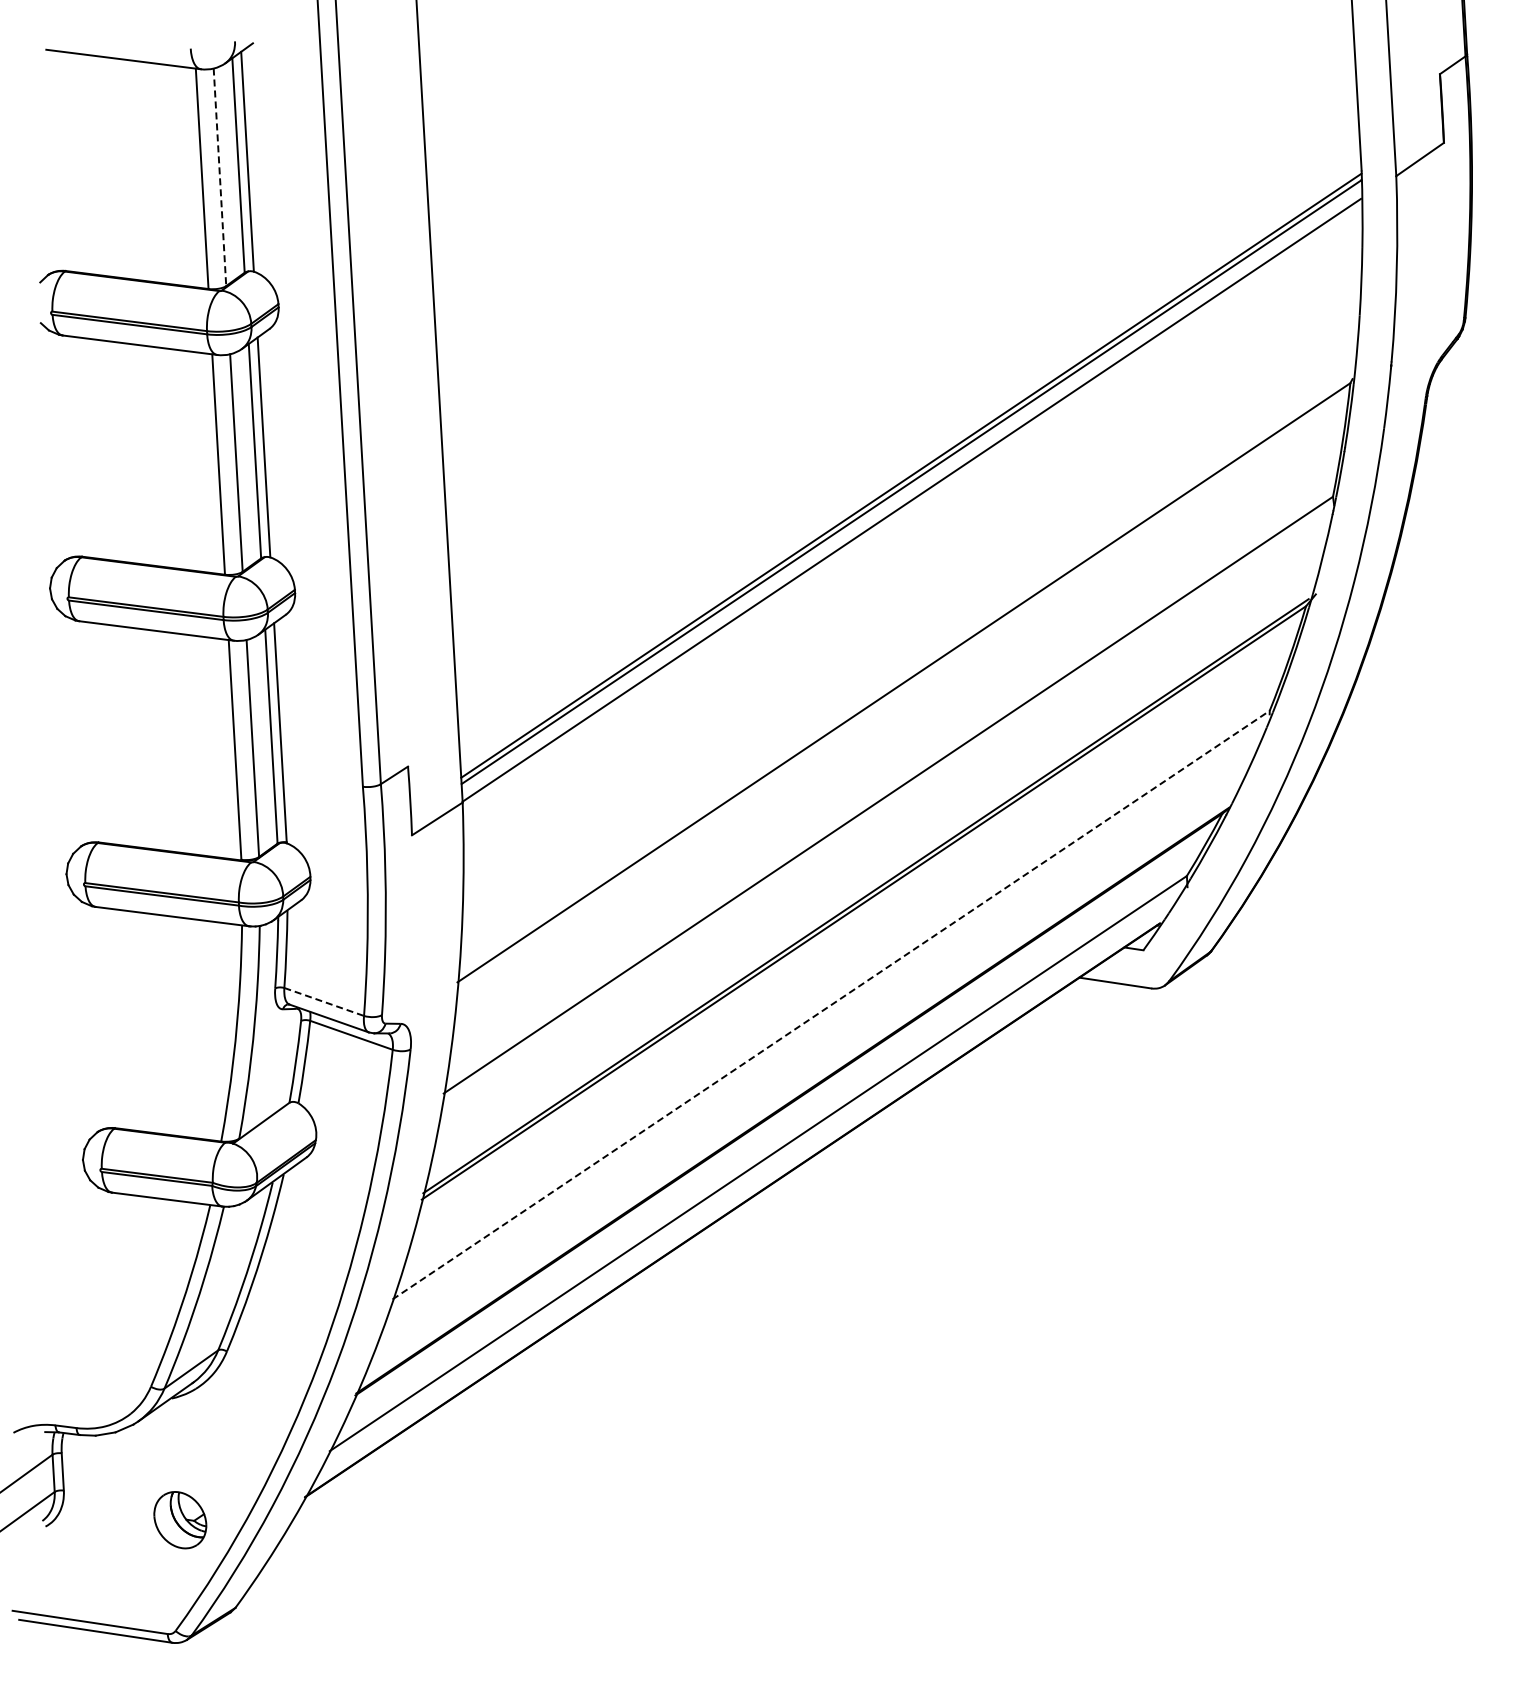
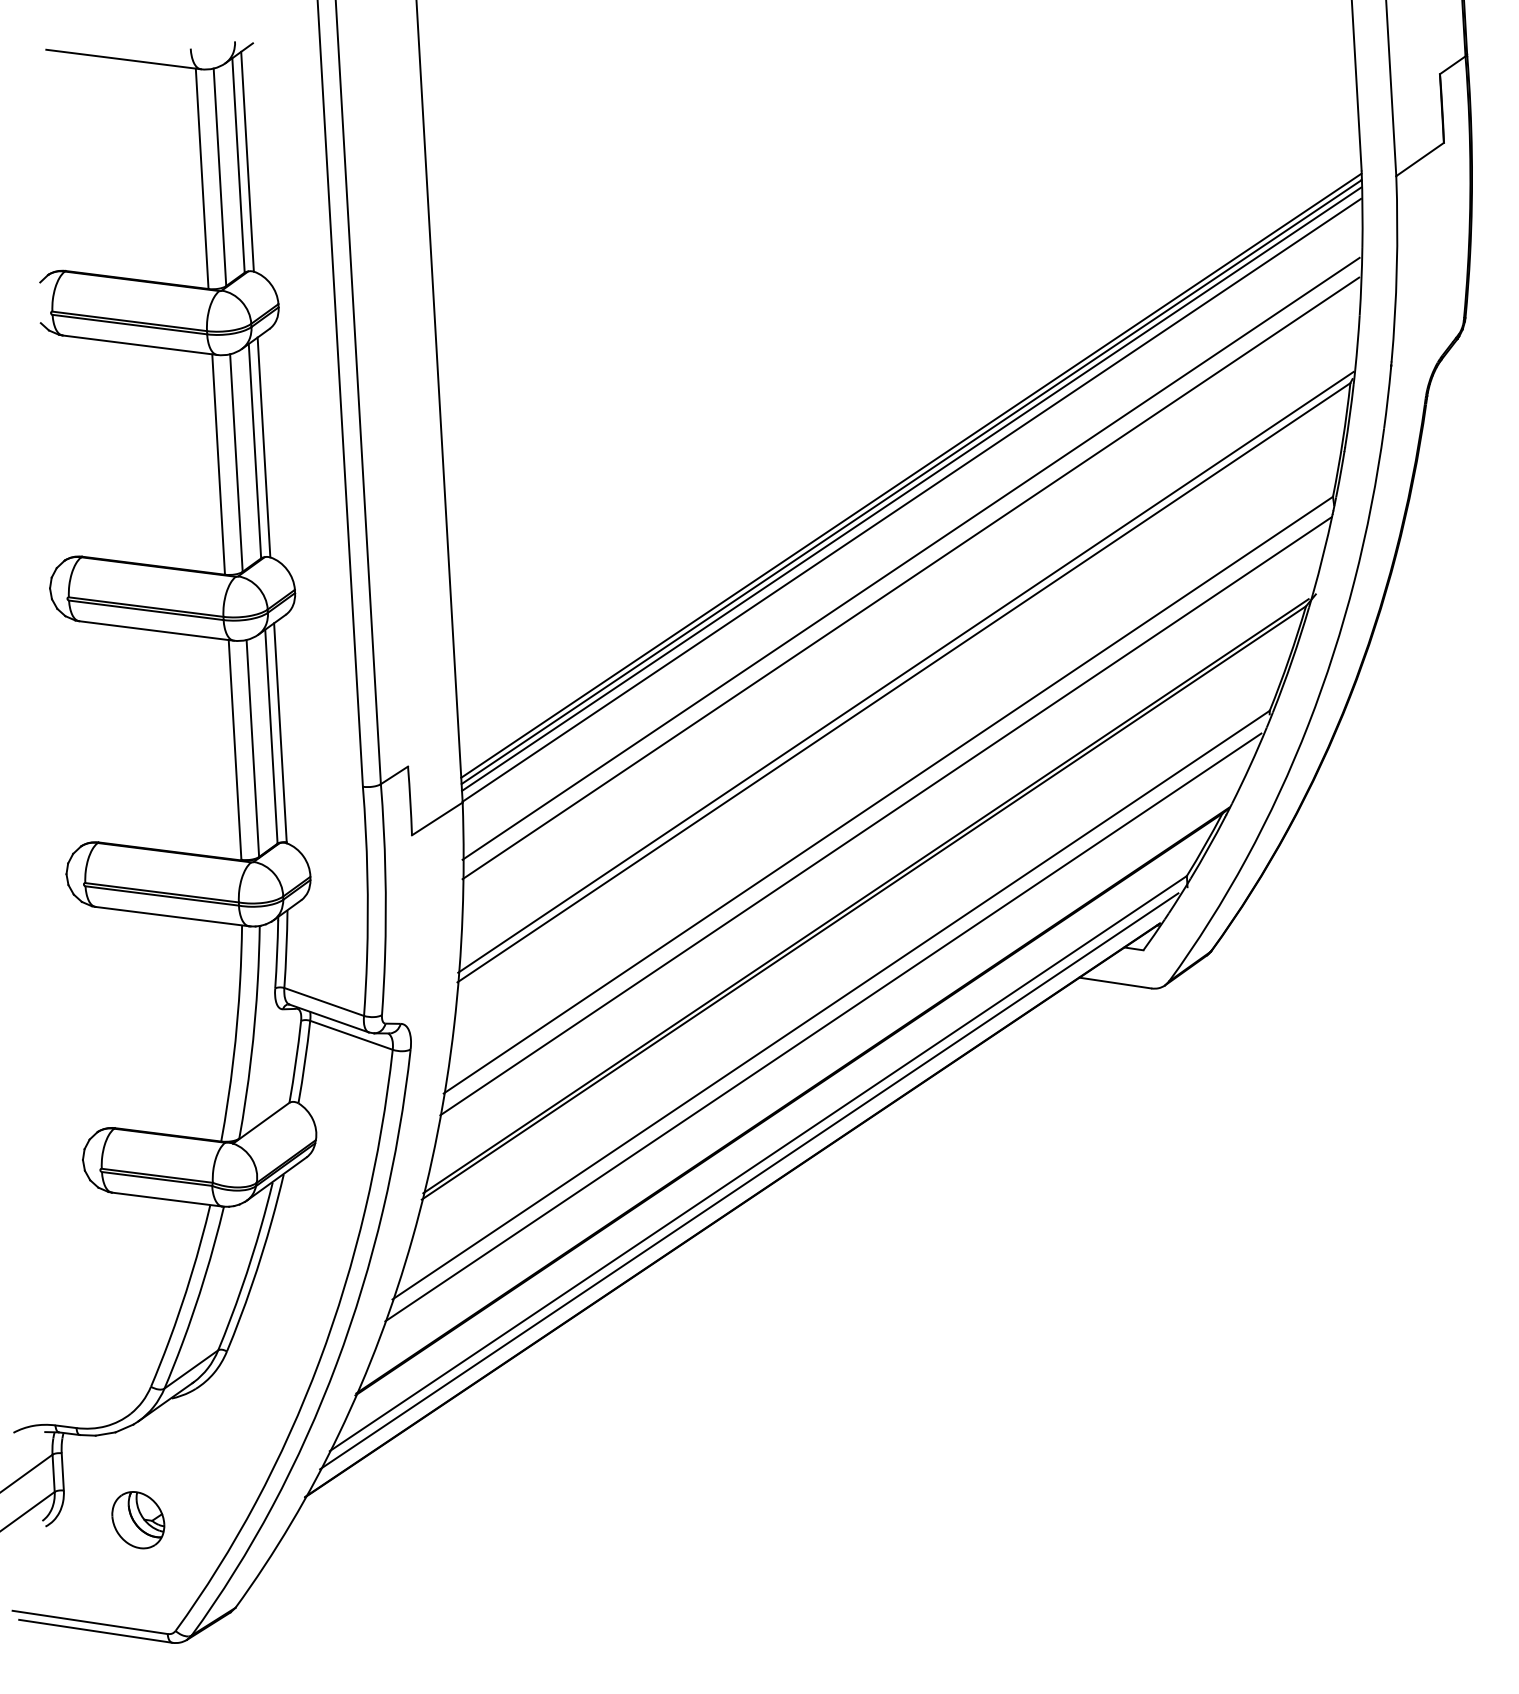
line: dashed -> solid (219, 177)
line: none -> present (911, 488)
line: none -> present (910, 558)
line: none -> present (910, 578)
line: none -> present (905, 671)
line: none -> present (885, 816)
line: dashed -> solid (324, 1002)
line: dashed -> solid (831, 1004)
line: none -> present (823, 1027)
line: none -> present (749, 1181)
part position: (180, 1520) -> (138, 1520) (138, 1520)
